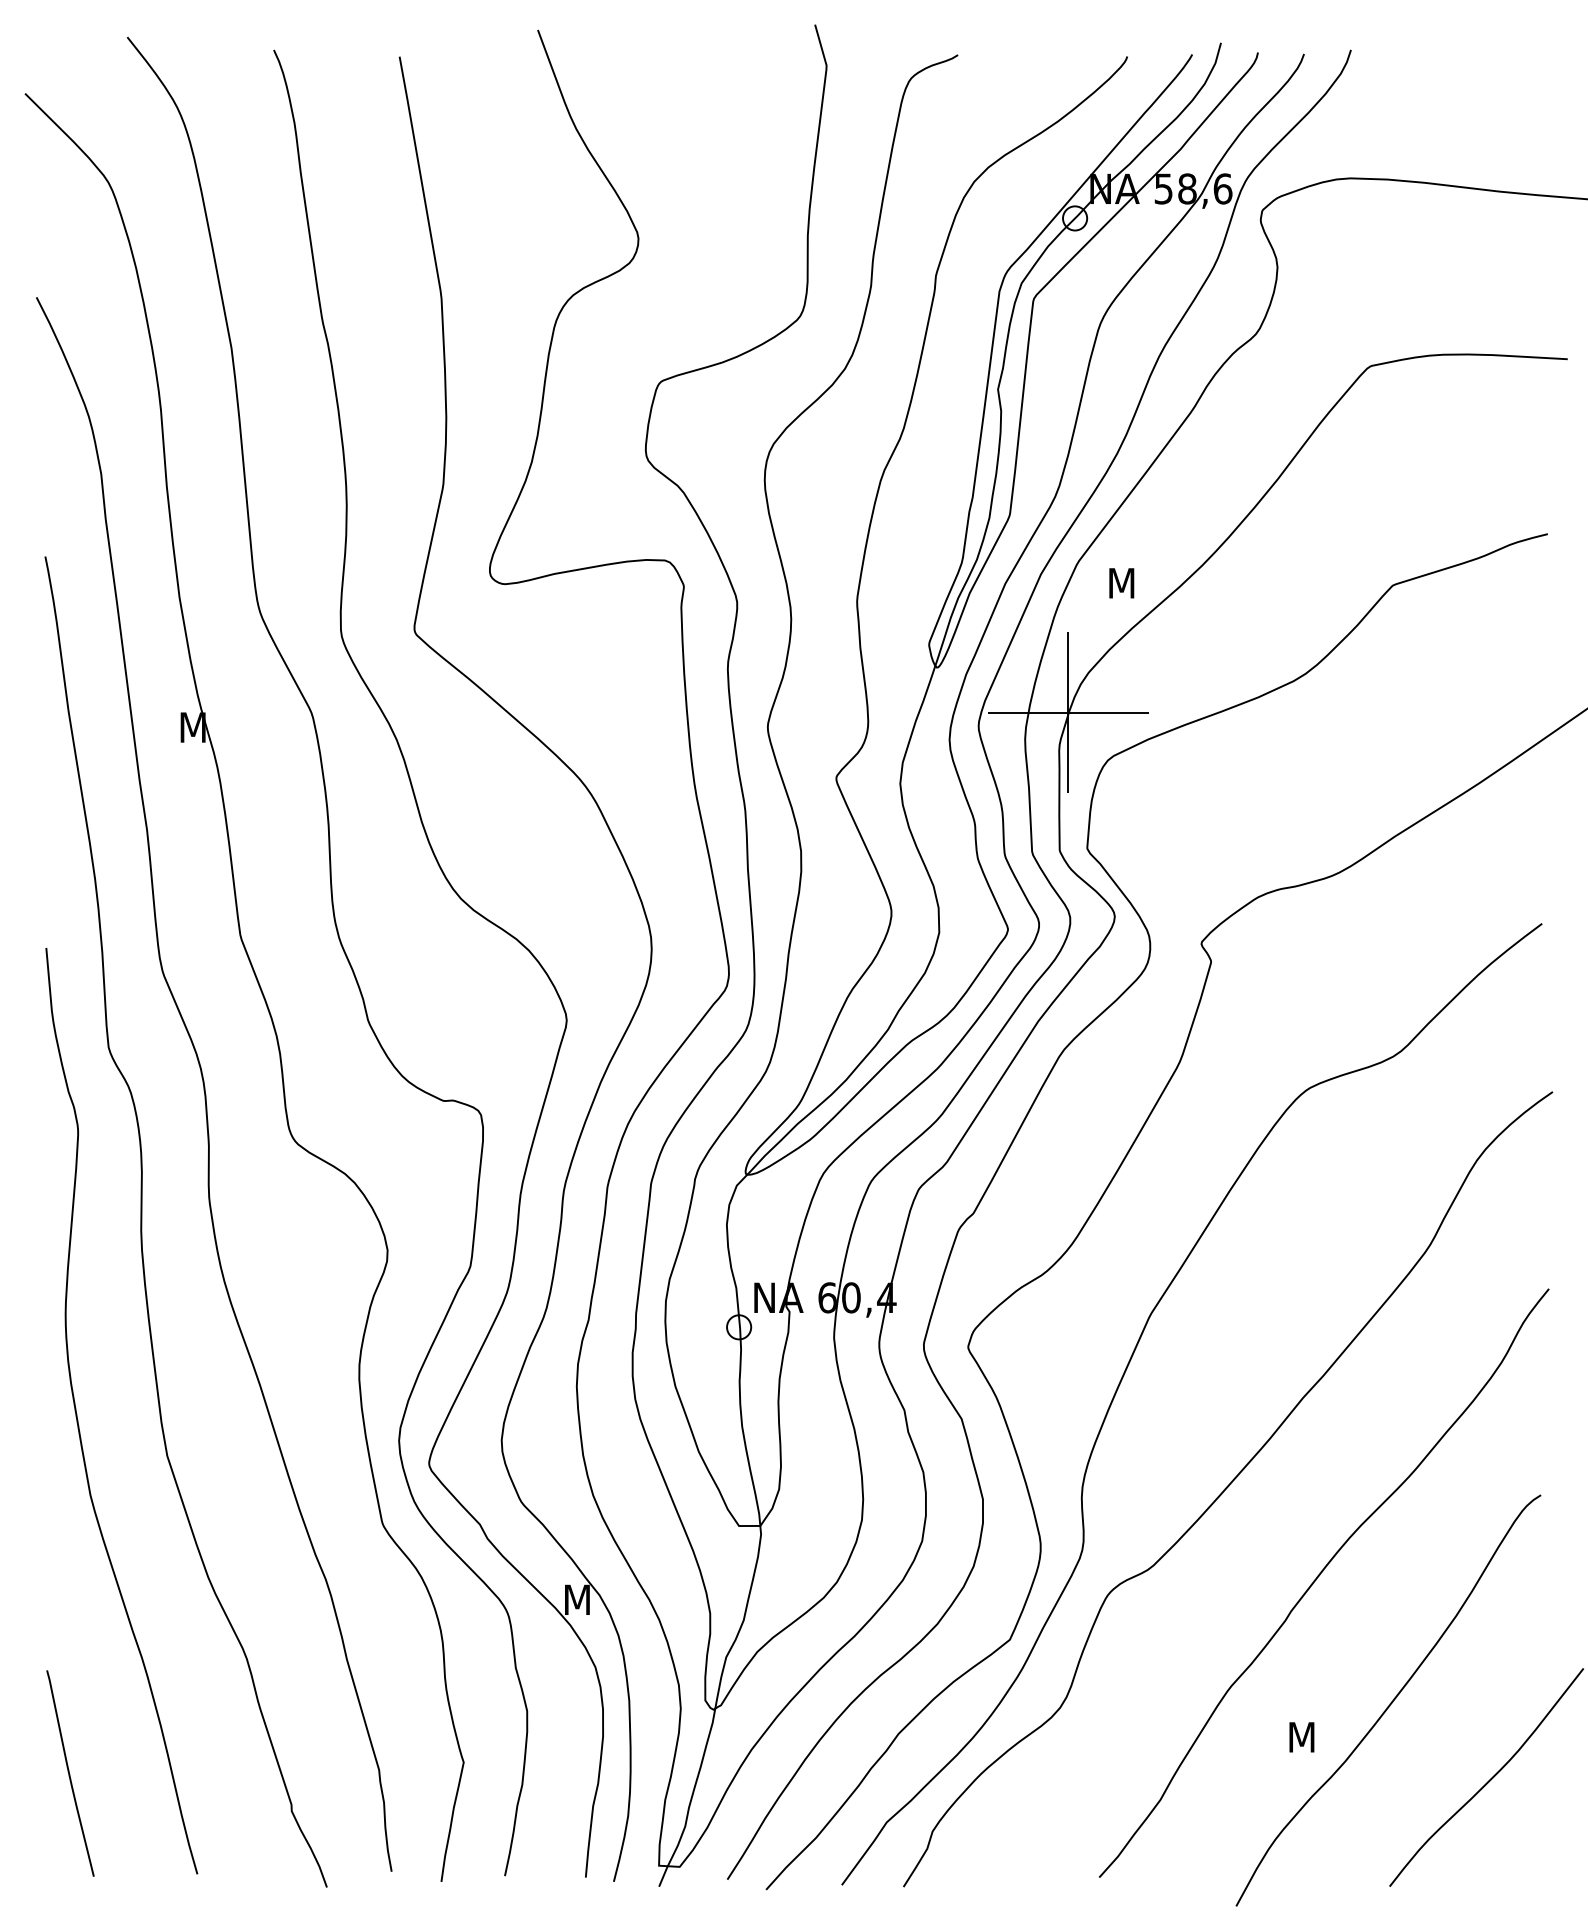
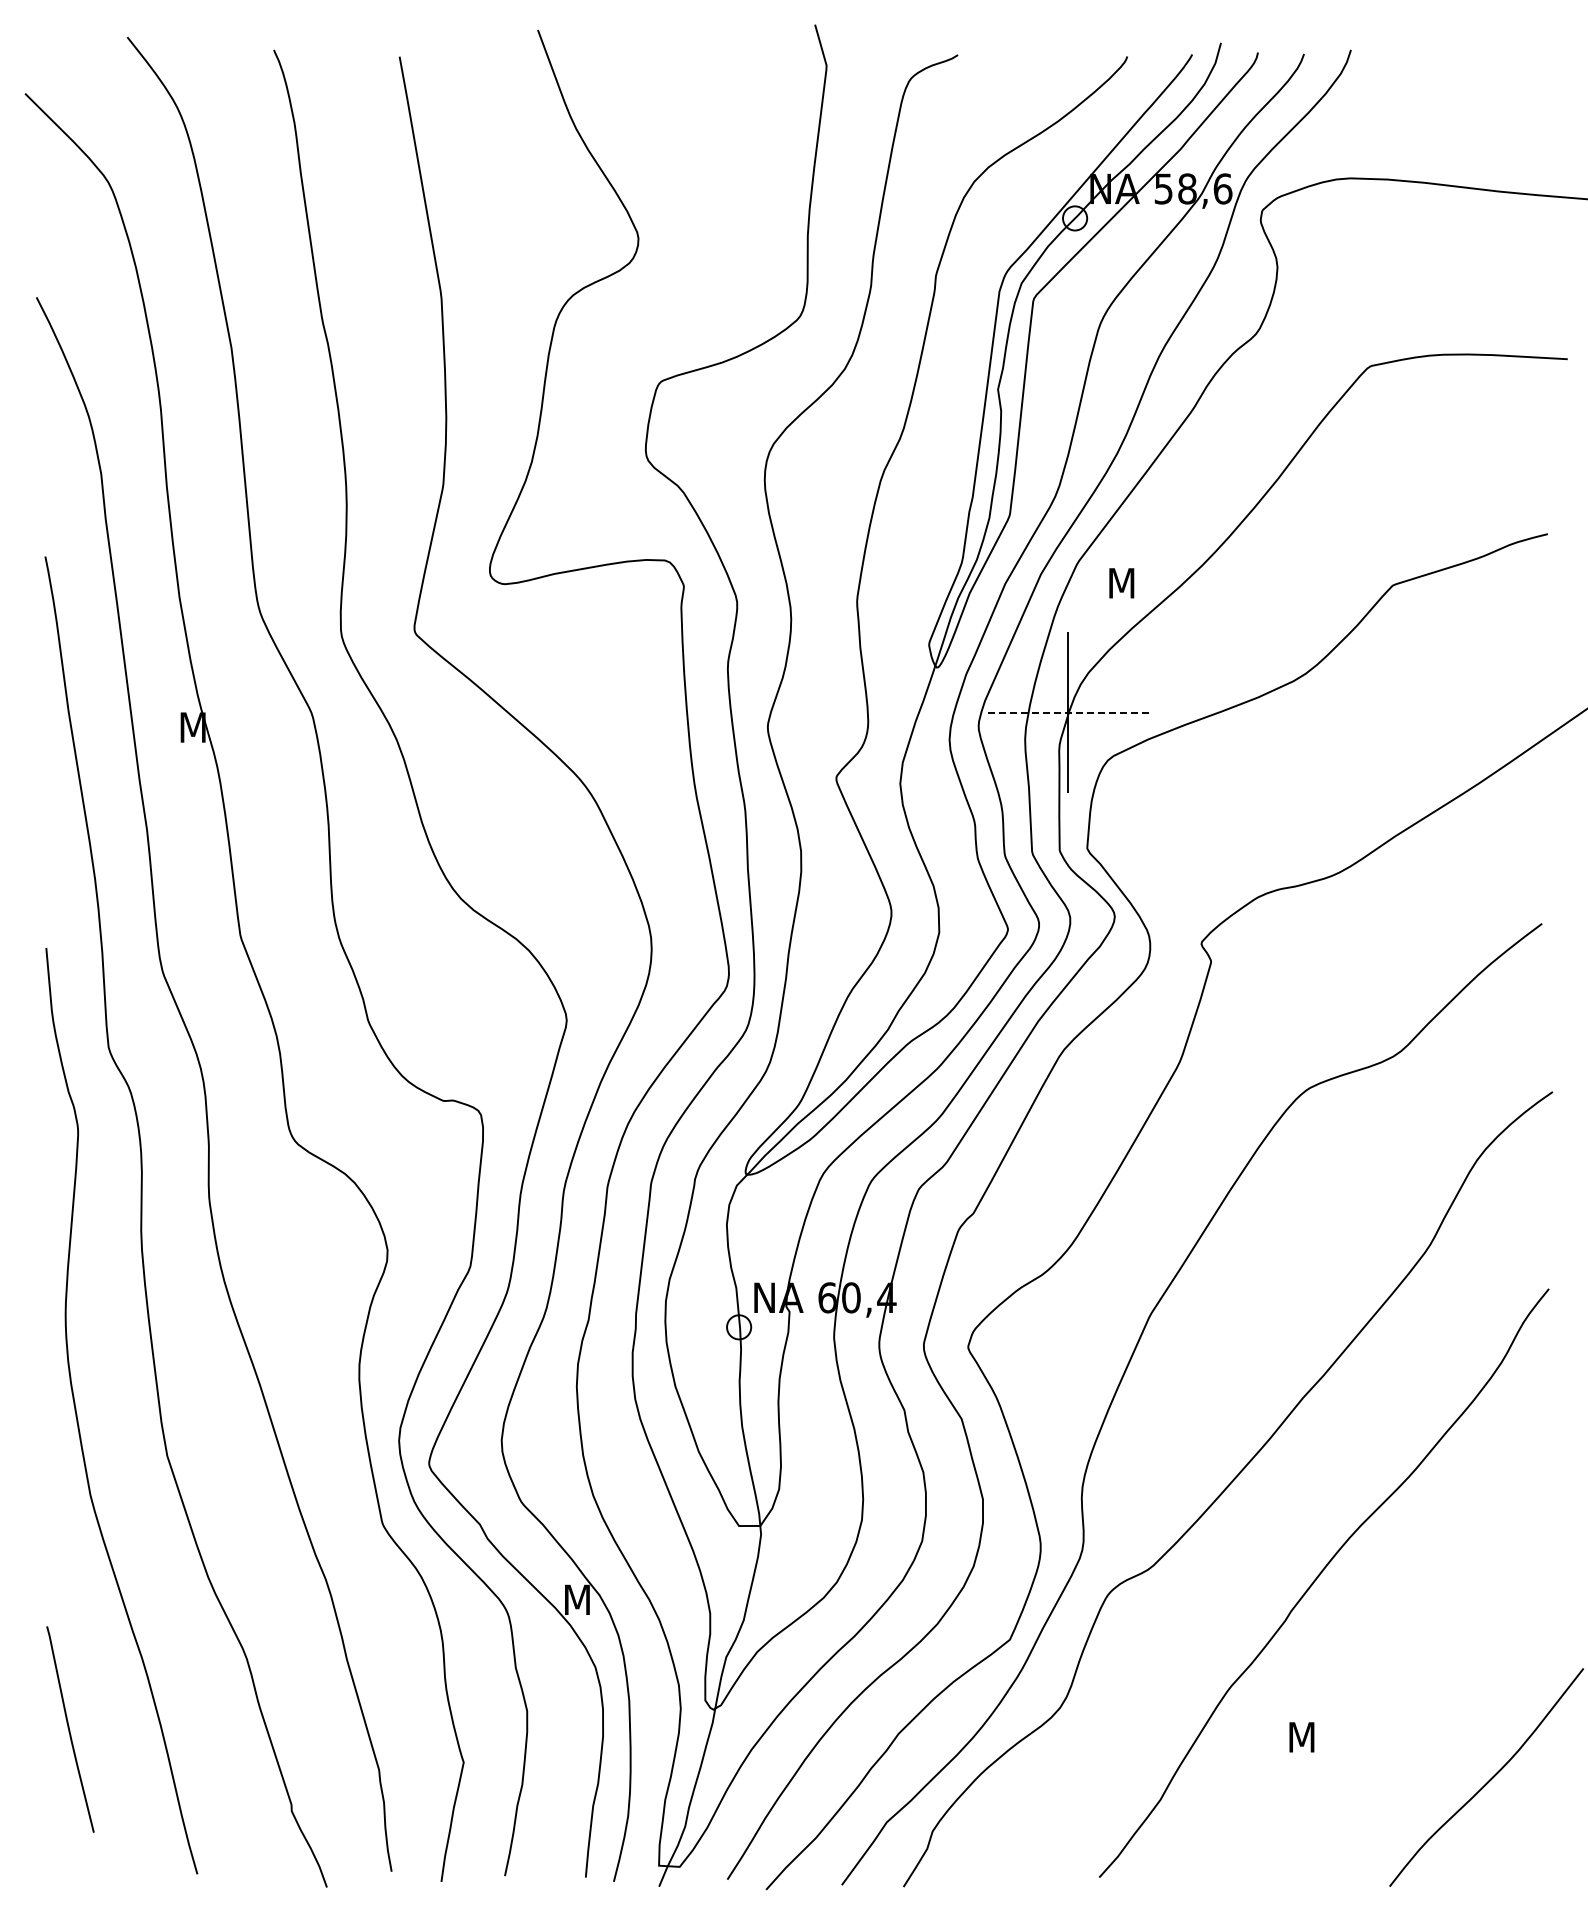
line: solid -> dashed (1068, 712)
curve: present -> none (1390, 1702)
curve position: (69, 1773) -> (69, 1729) (69, 1729)
